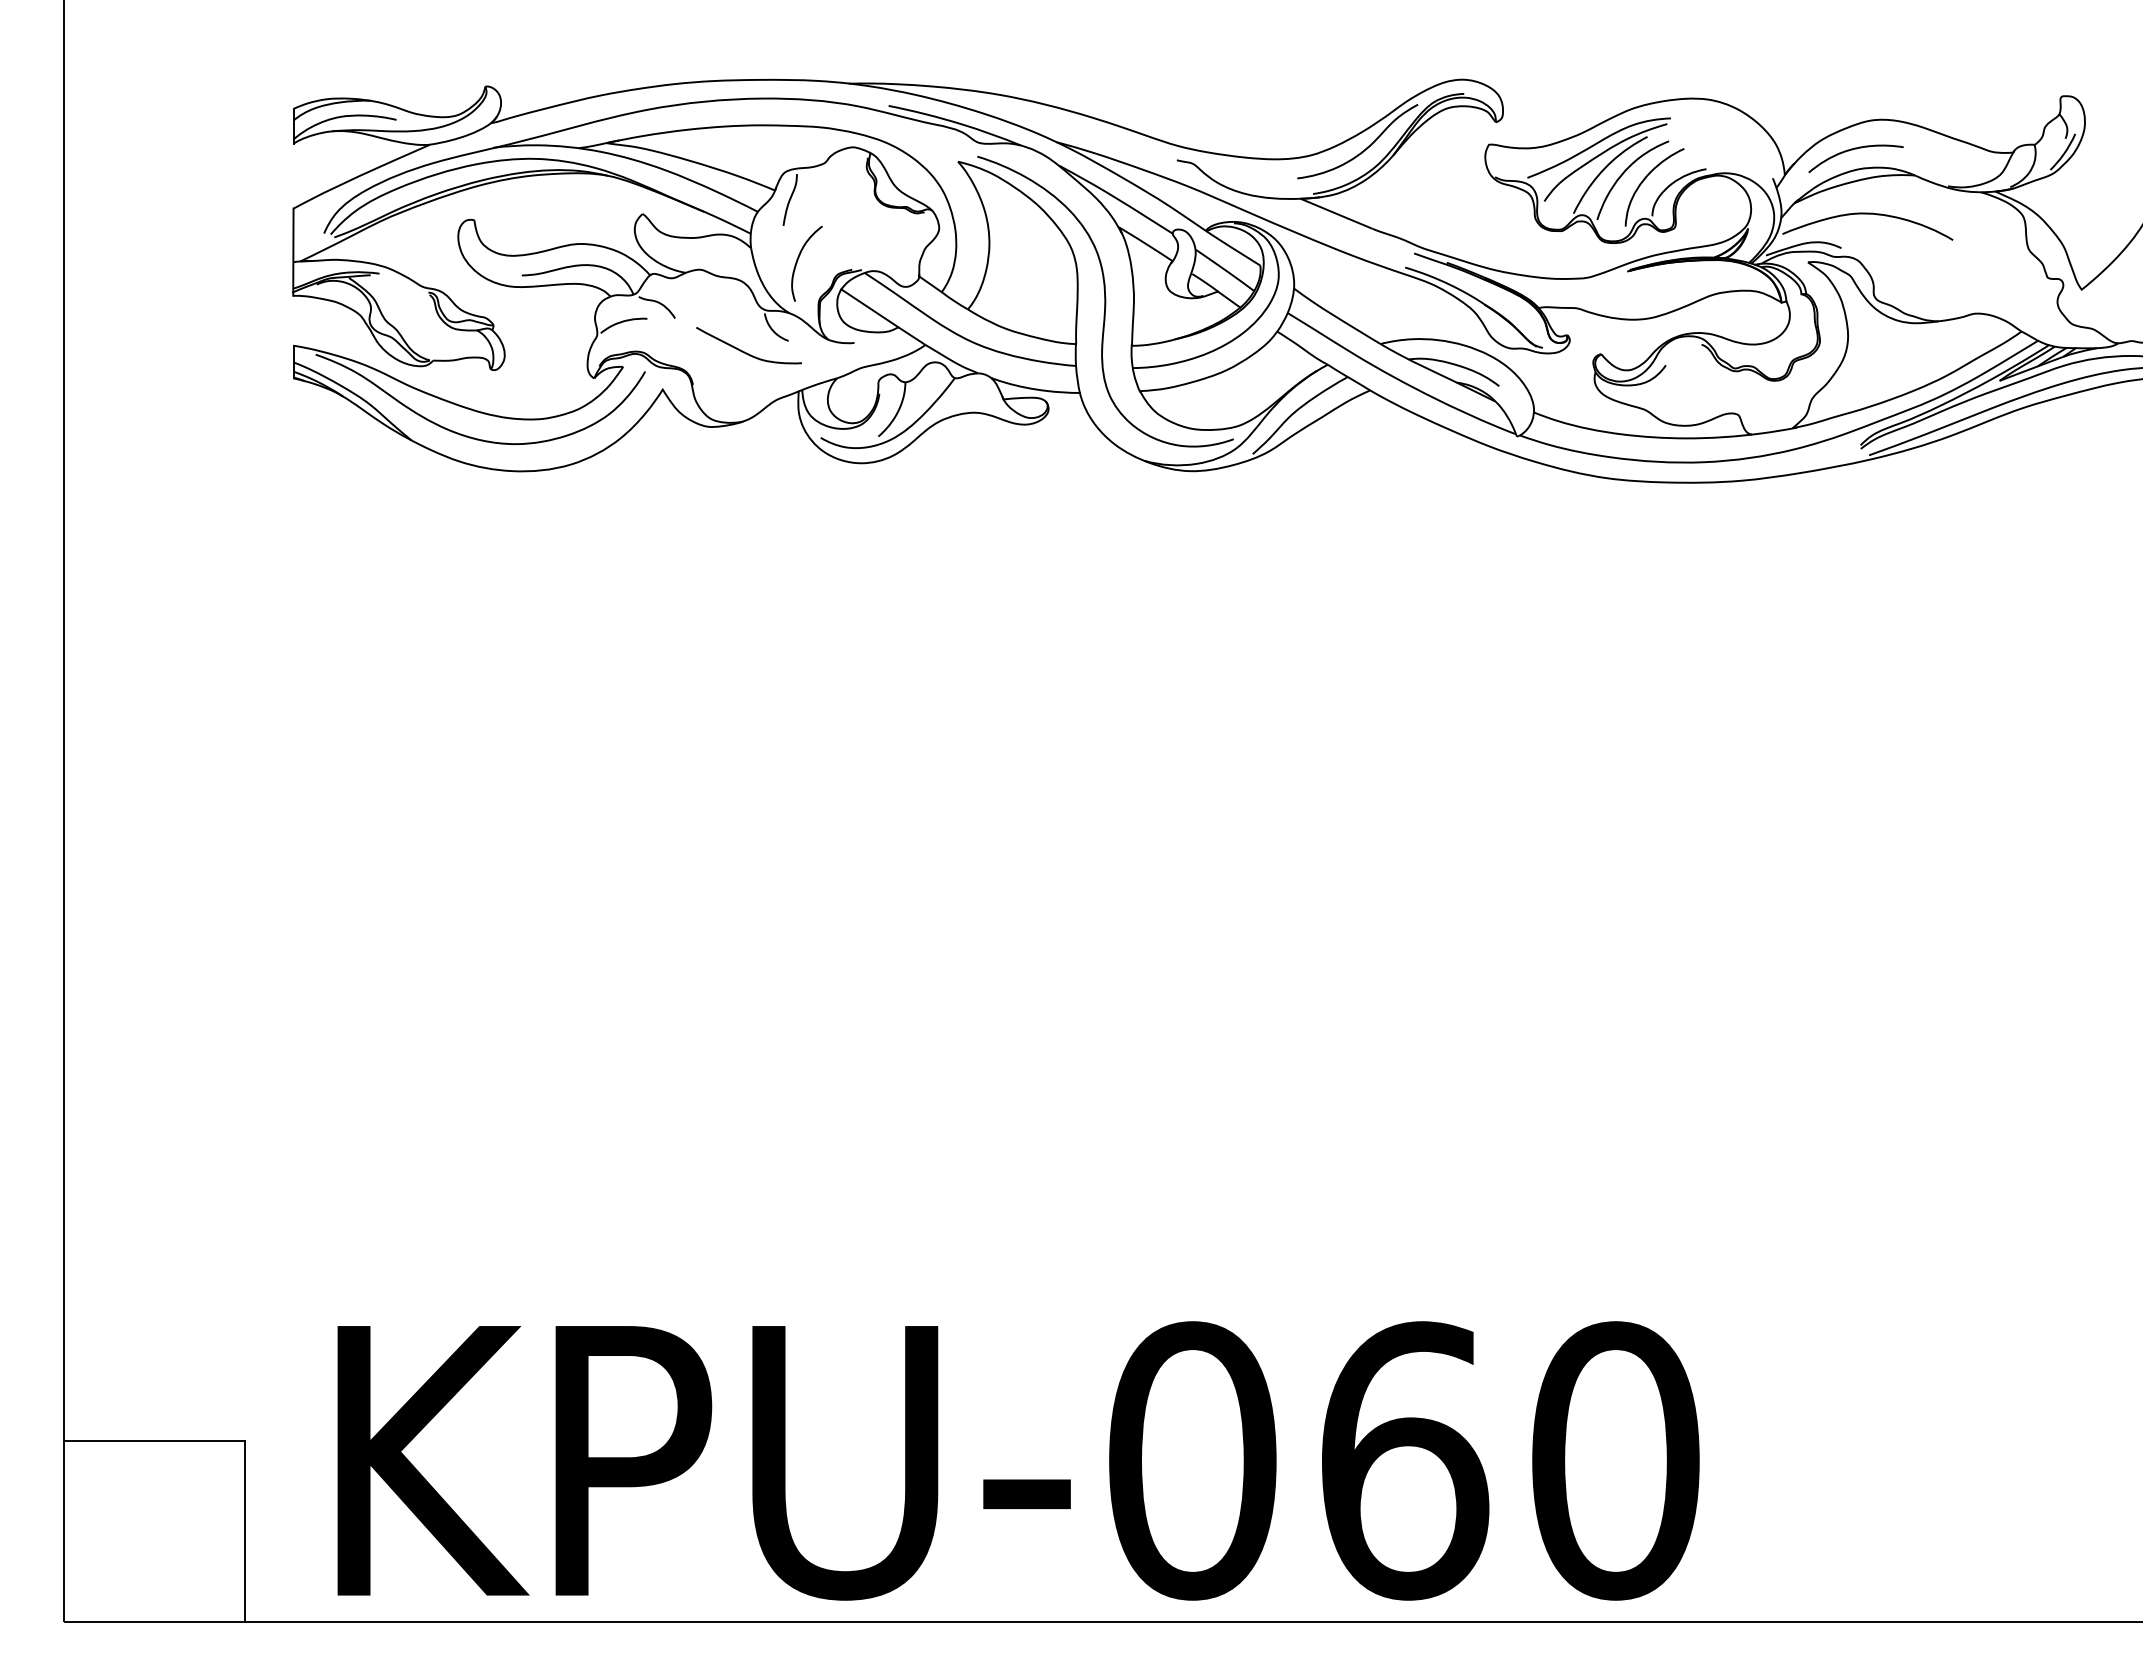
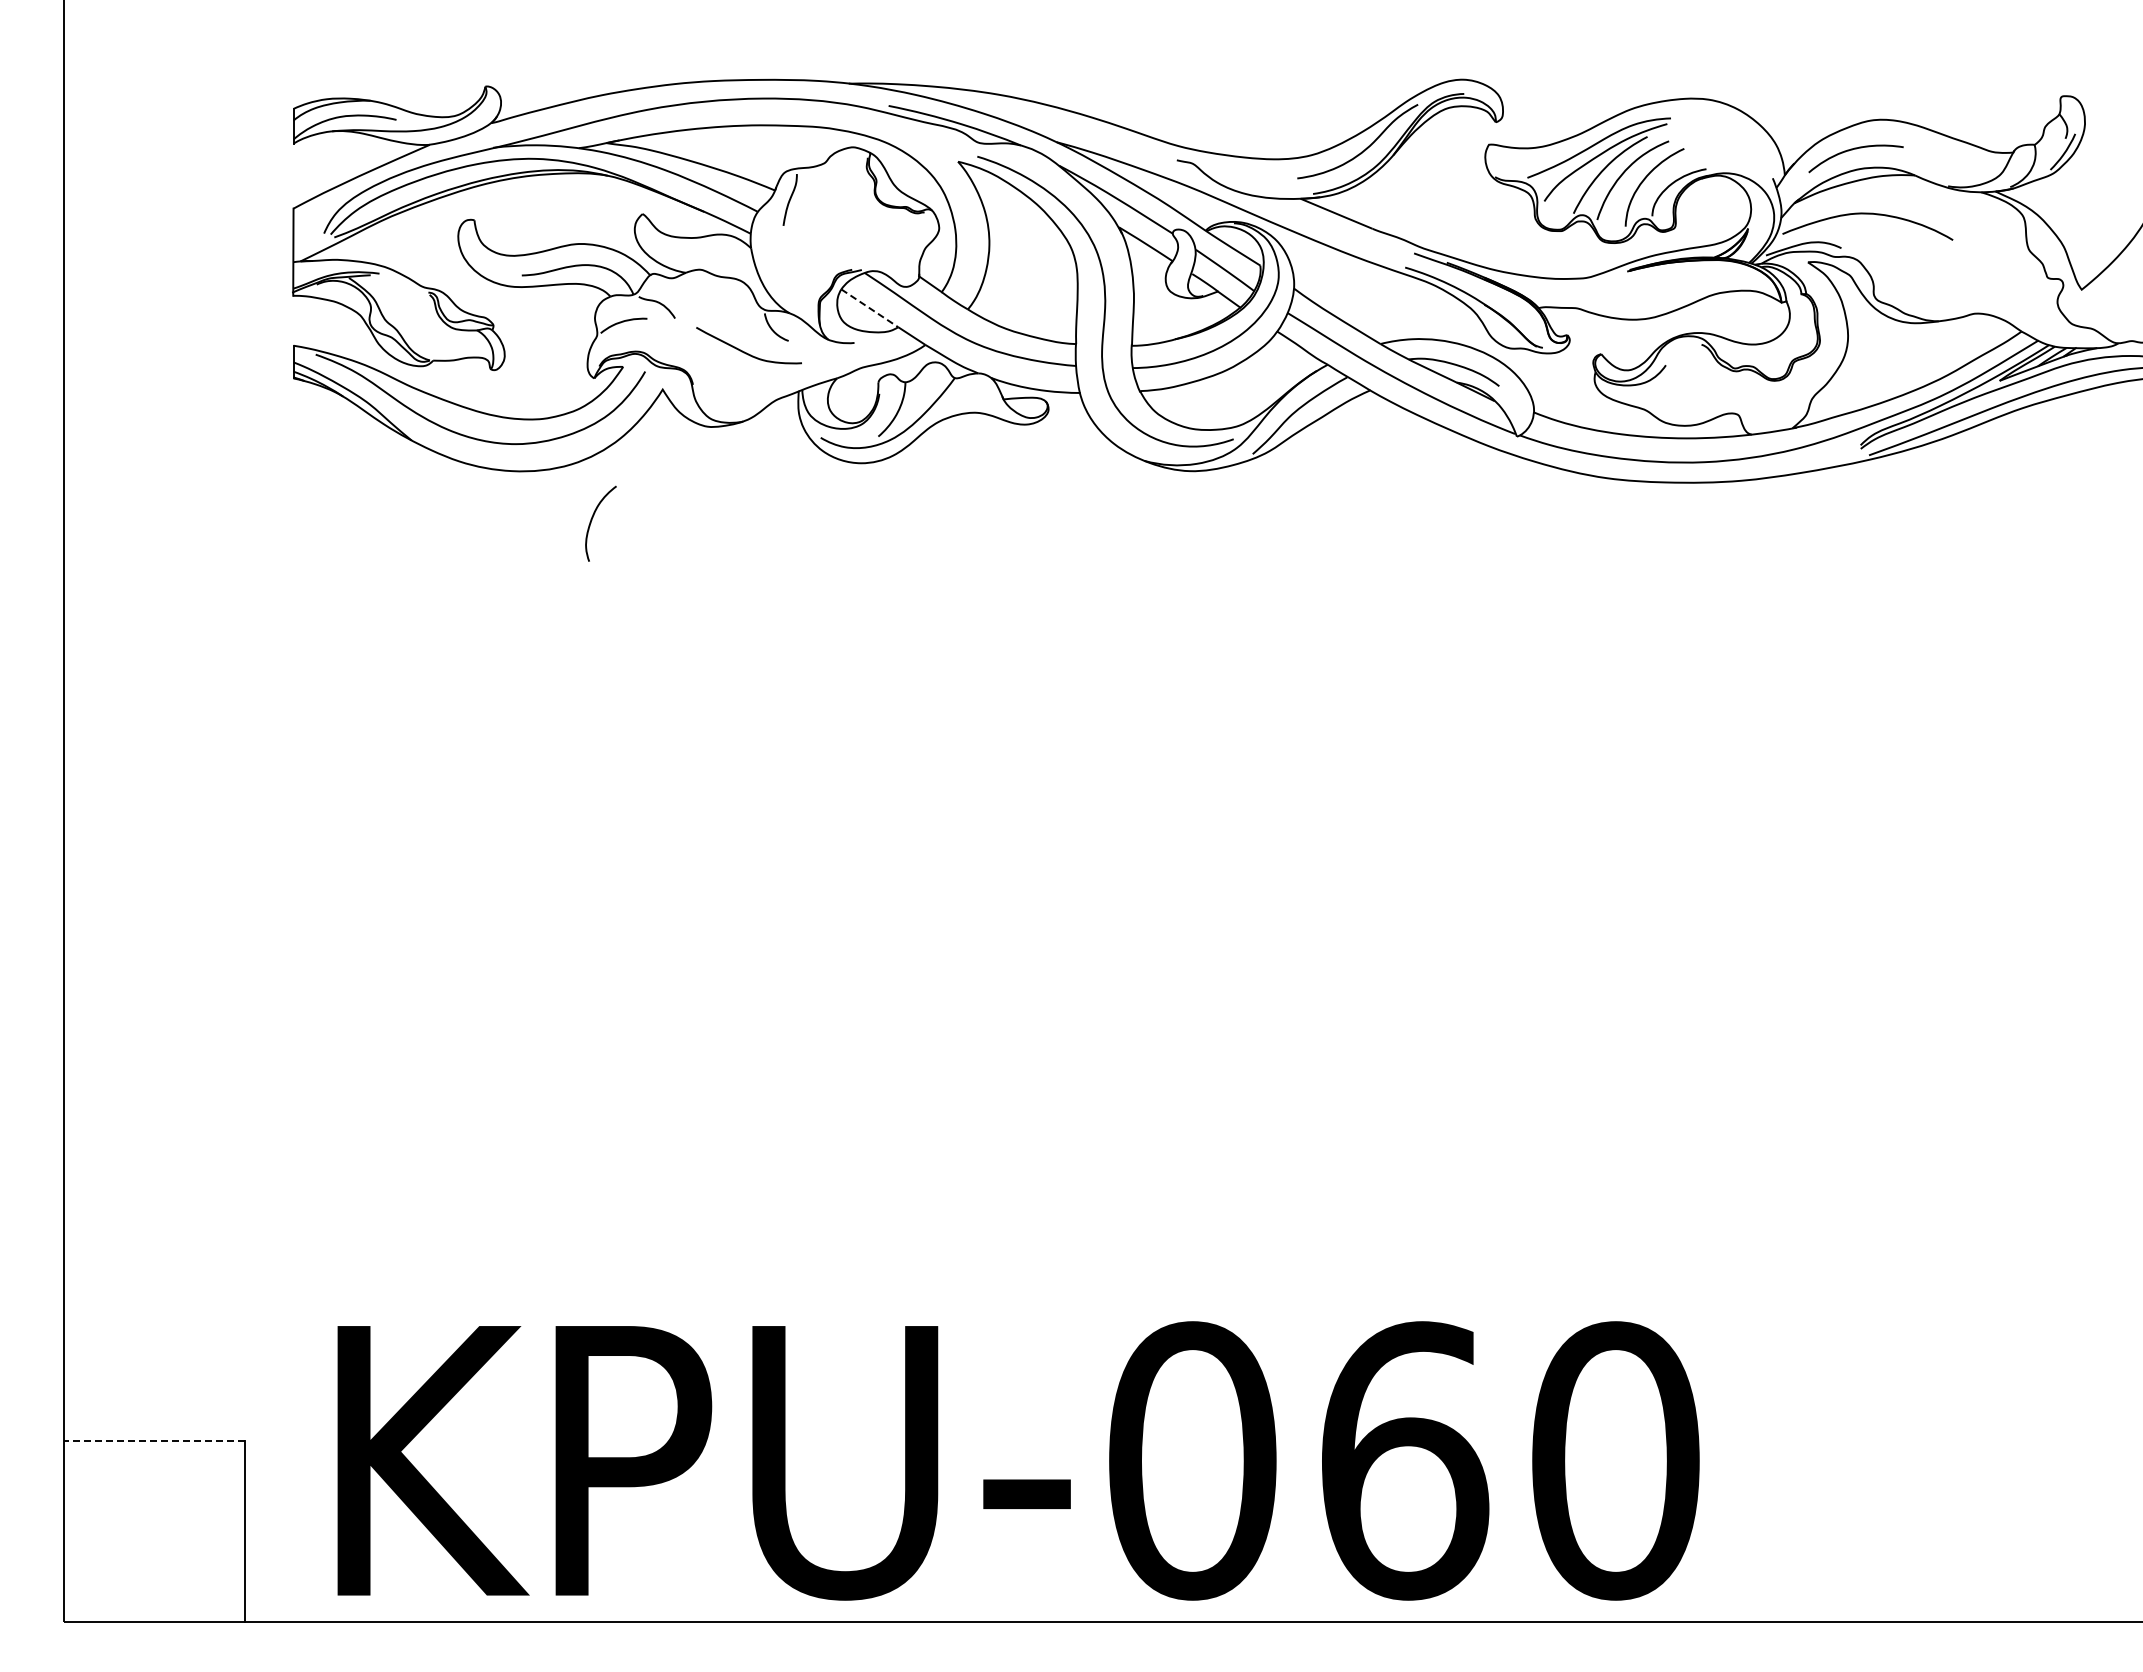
curve position: (798, 260) -> (592, 520) (592, 520)
line: solid -> dashed (870, 308)
line: solid -> dashed (154, 1440)
